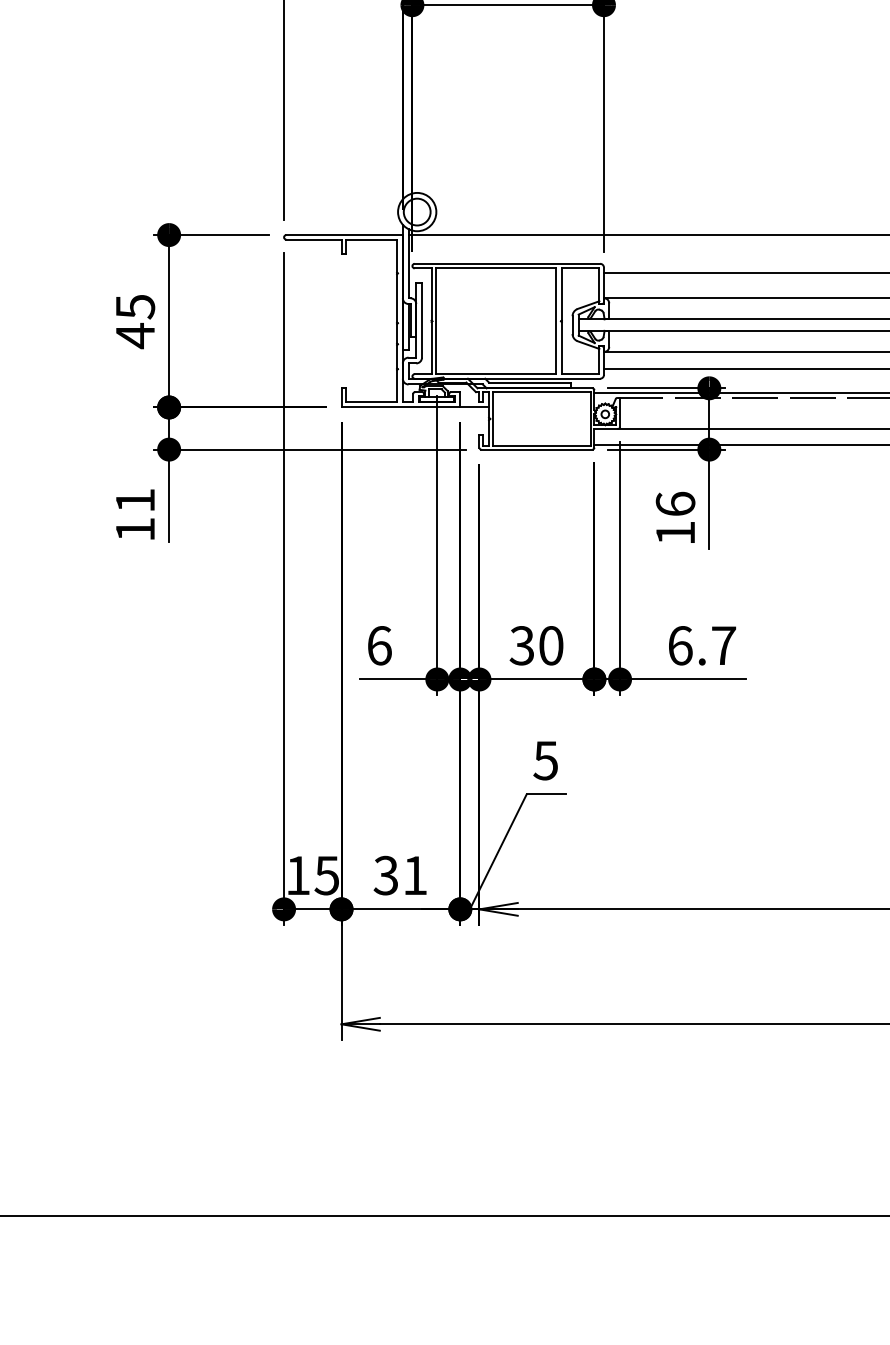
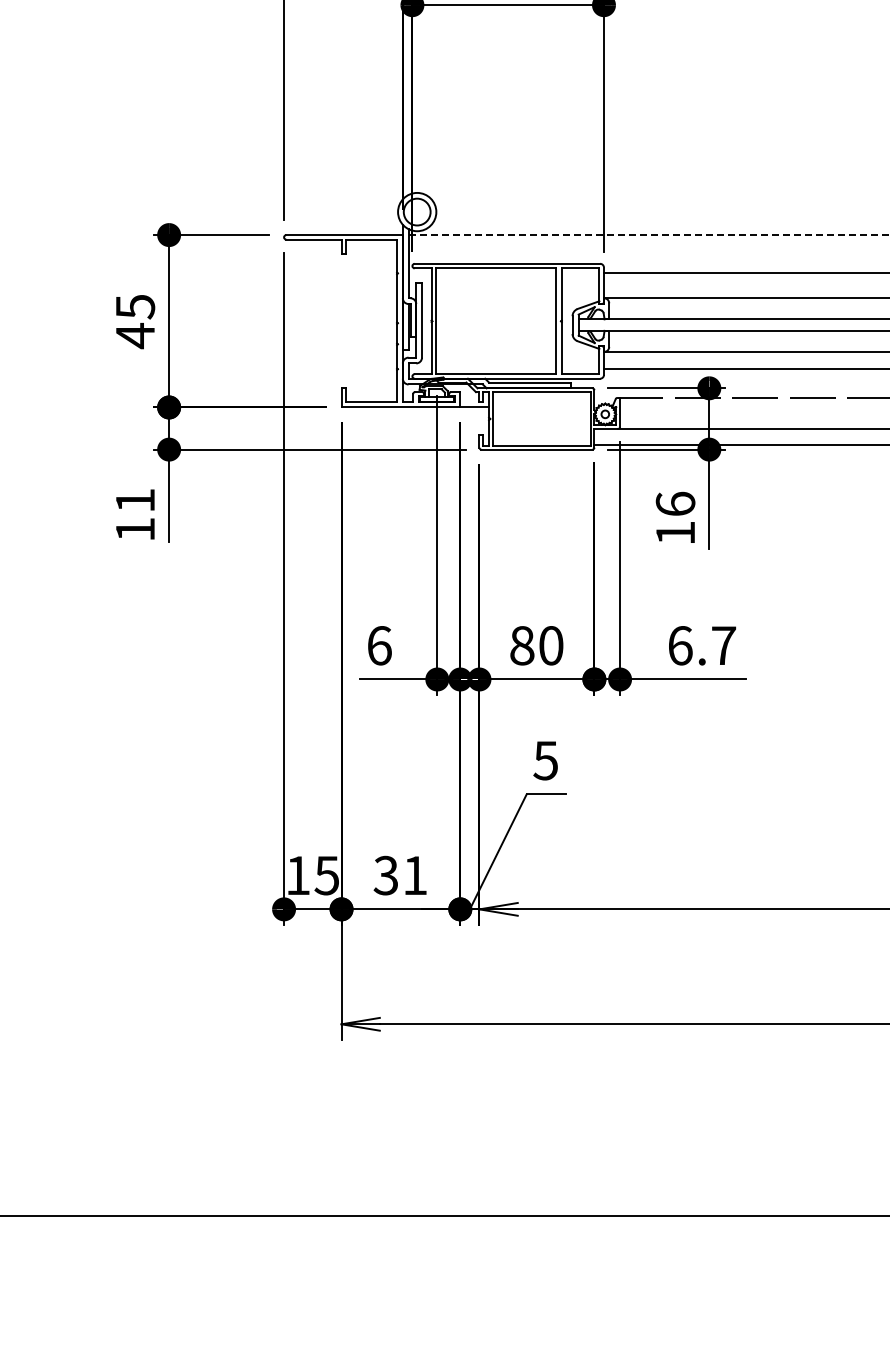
line: solid -> dashed (649, 235)
line: present -> none (740, 392)
text: 30 -> 80 (521, 645)
